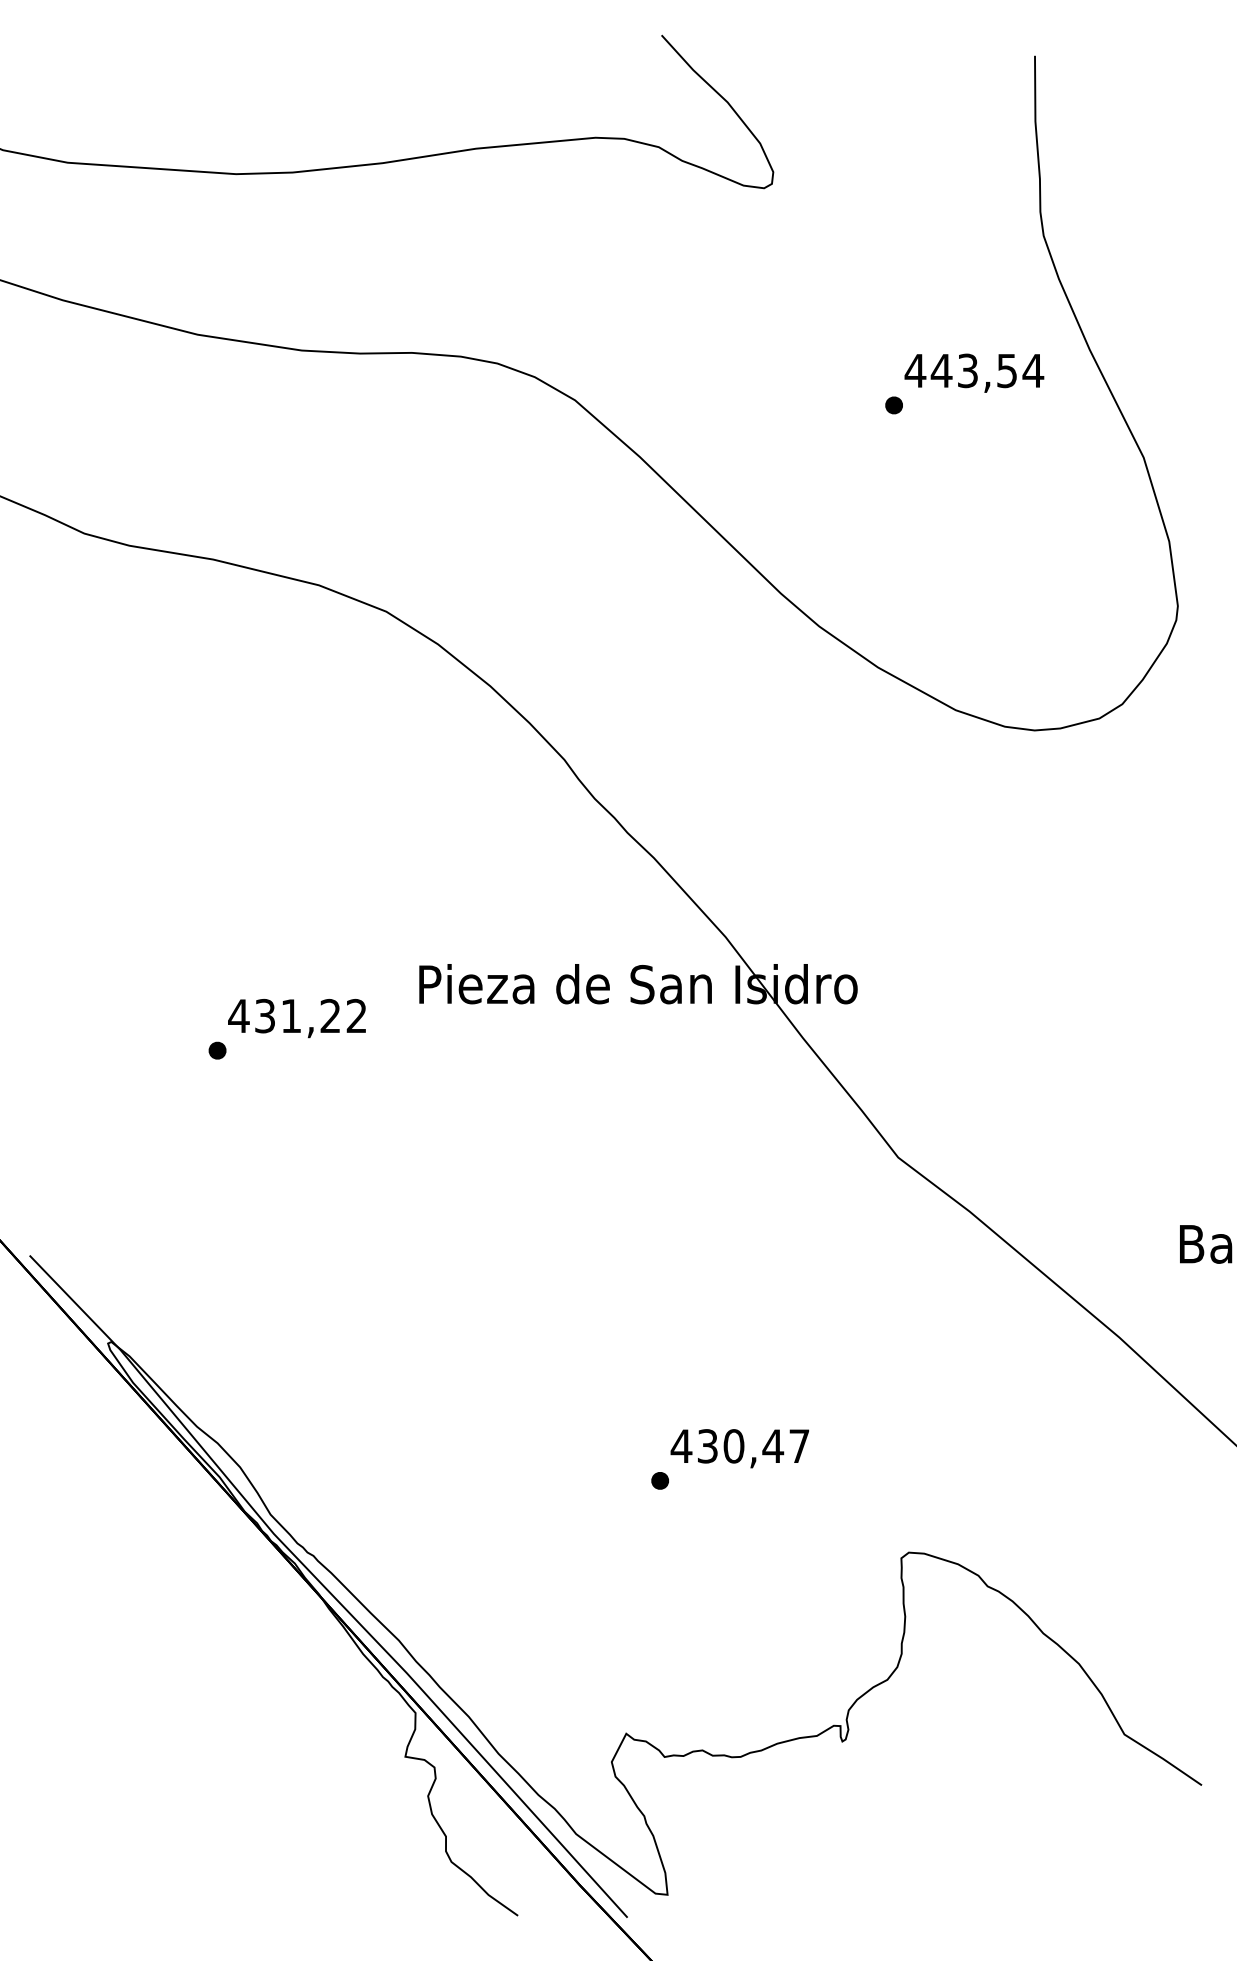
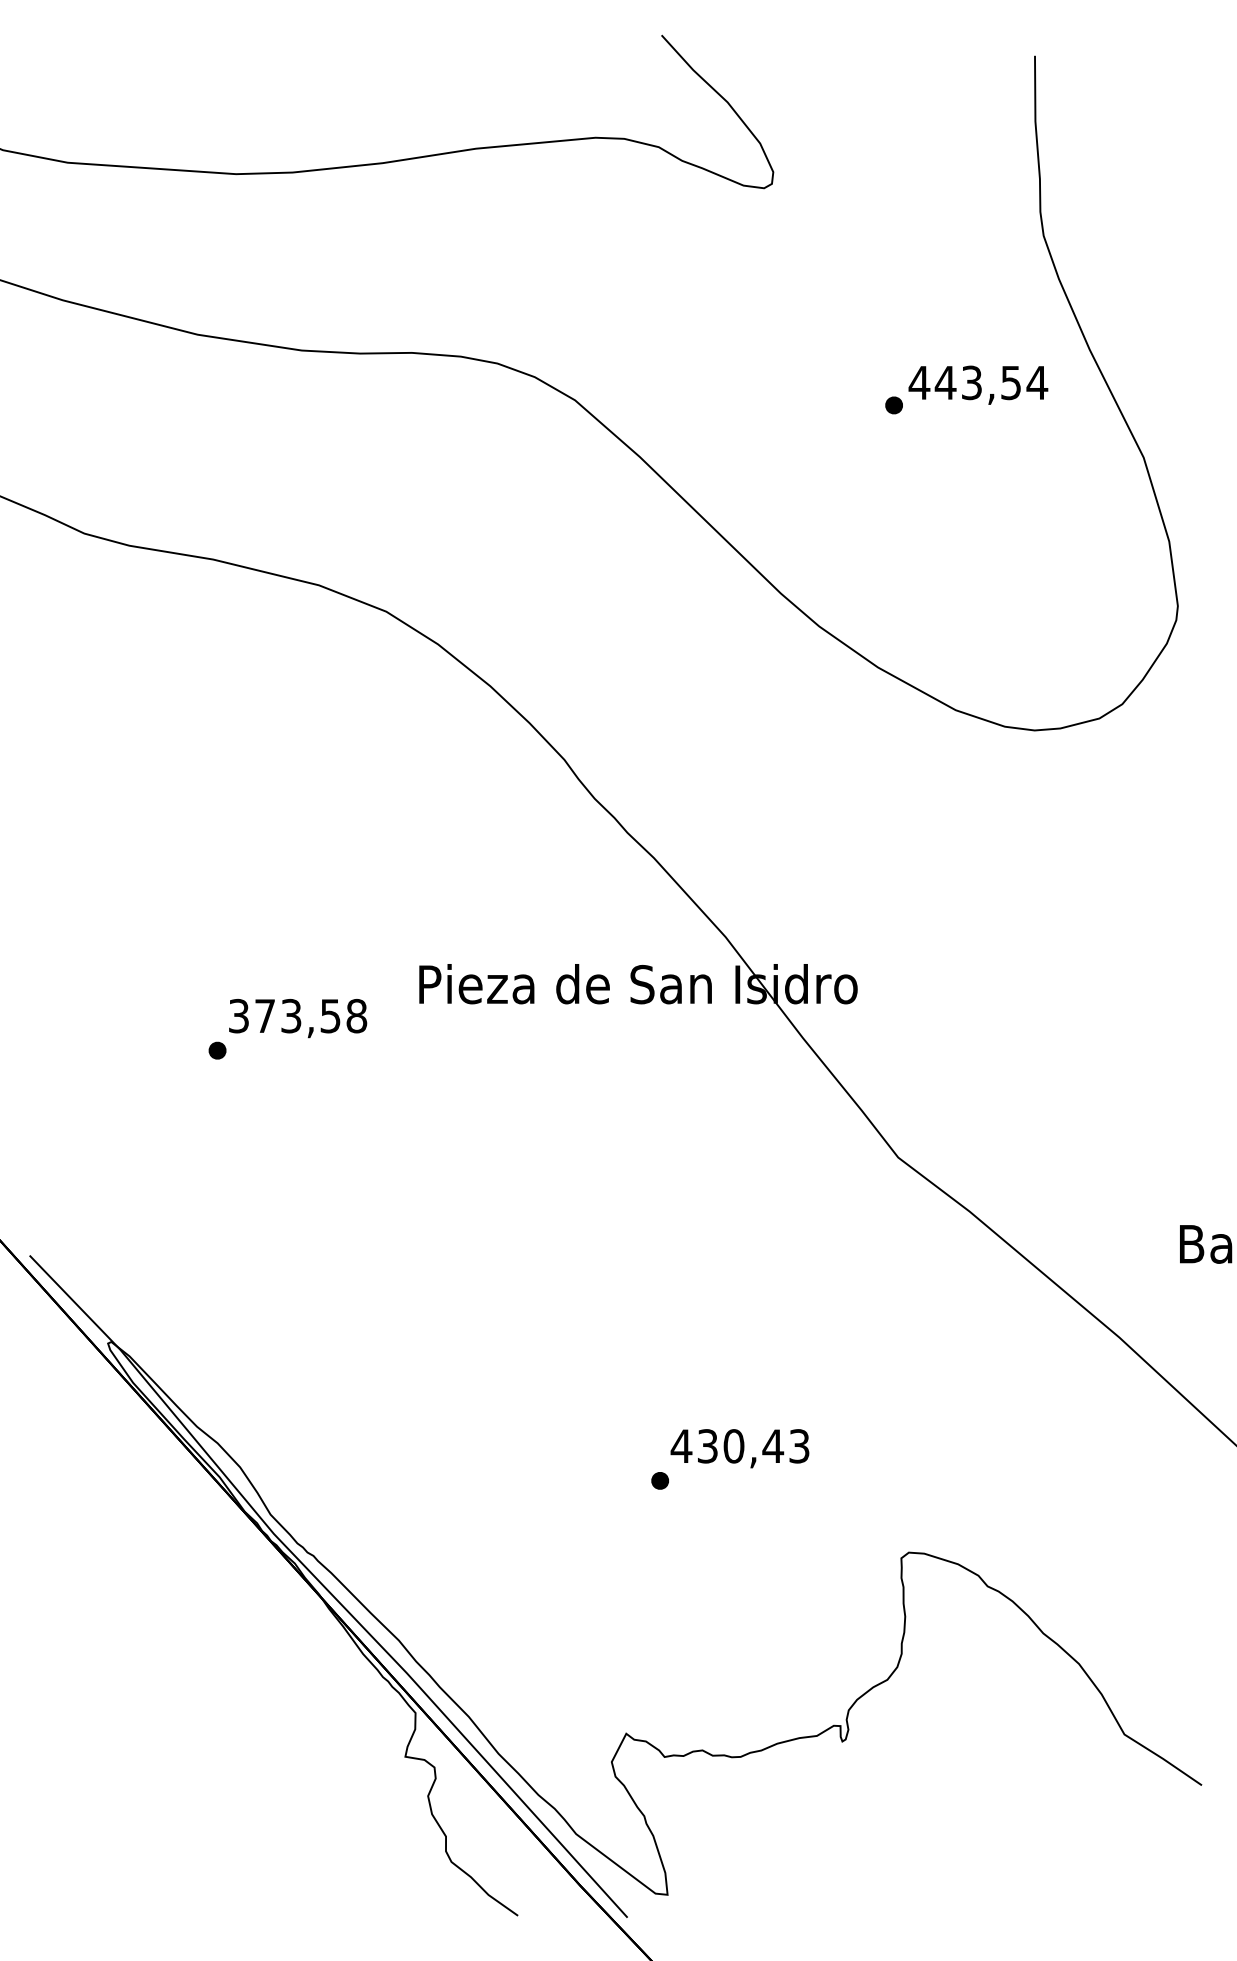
text position: (974, 372) -> (978, 384) (978, 384)
text: 431,22 -> 373,58 (297, 1015)
text: 430,47 -> 430,43 (799, 1446)
